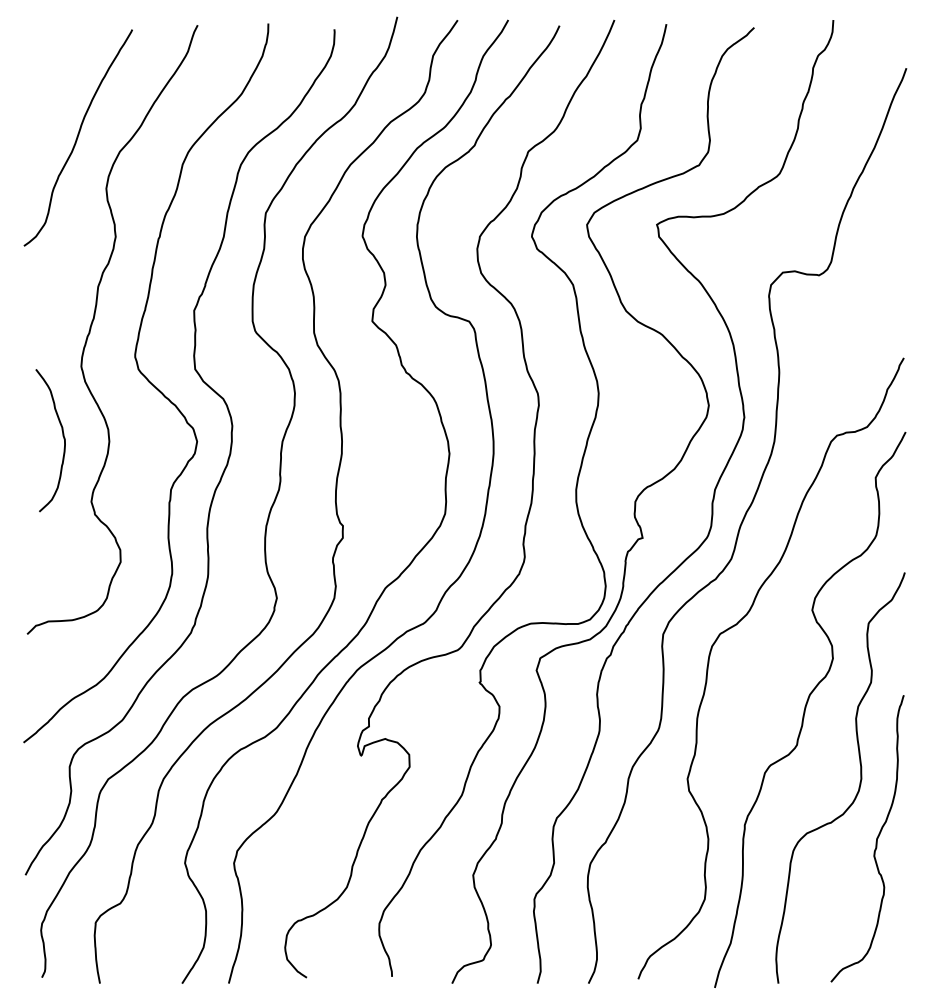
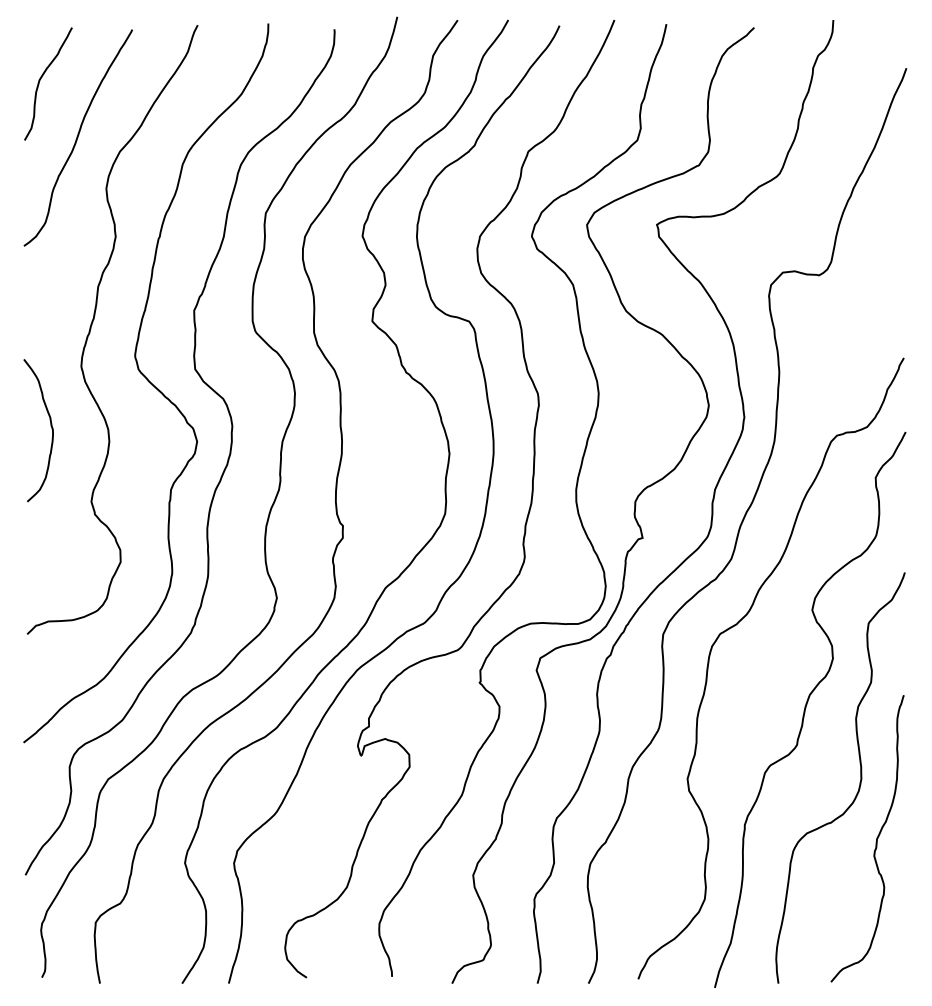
curve: none -> present (41, 79)
curve position: (62, 436) -> (50, 426) (50, 426)
